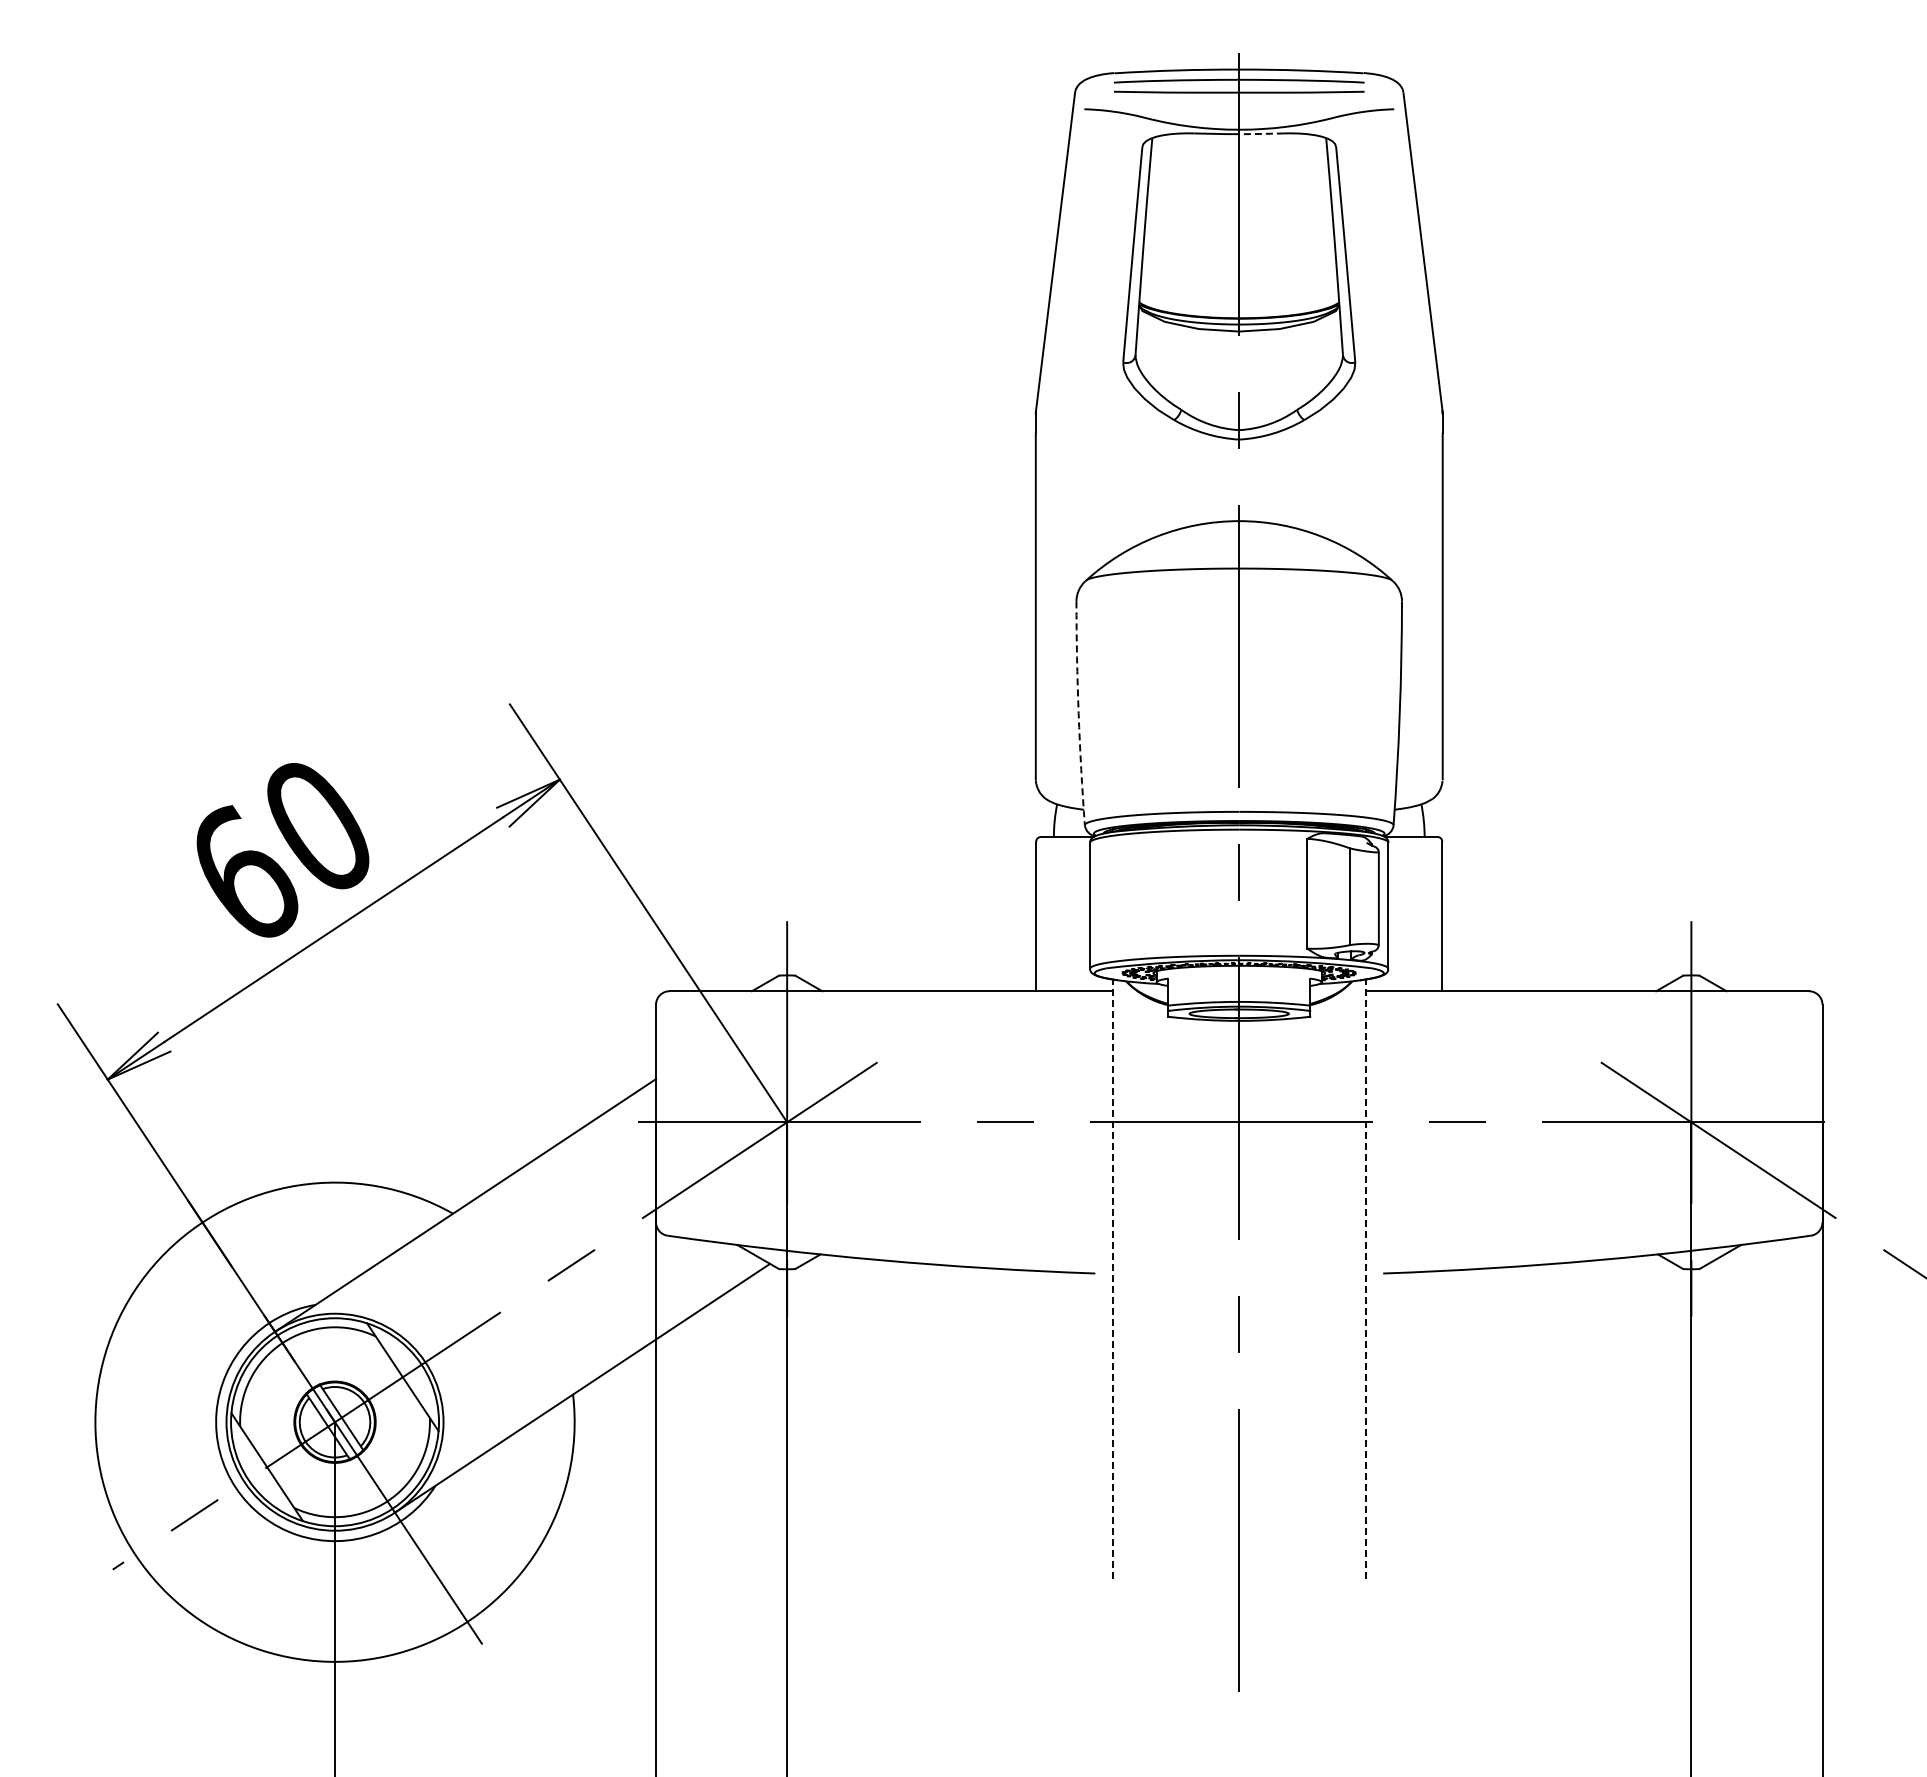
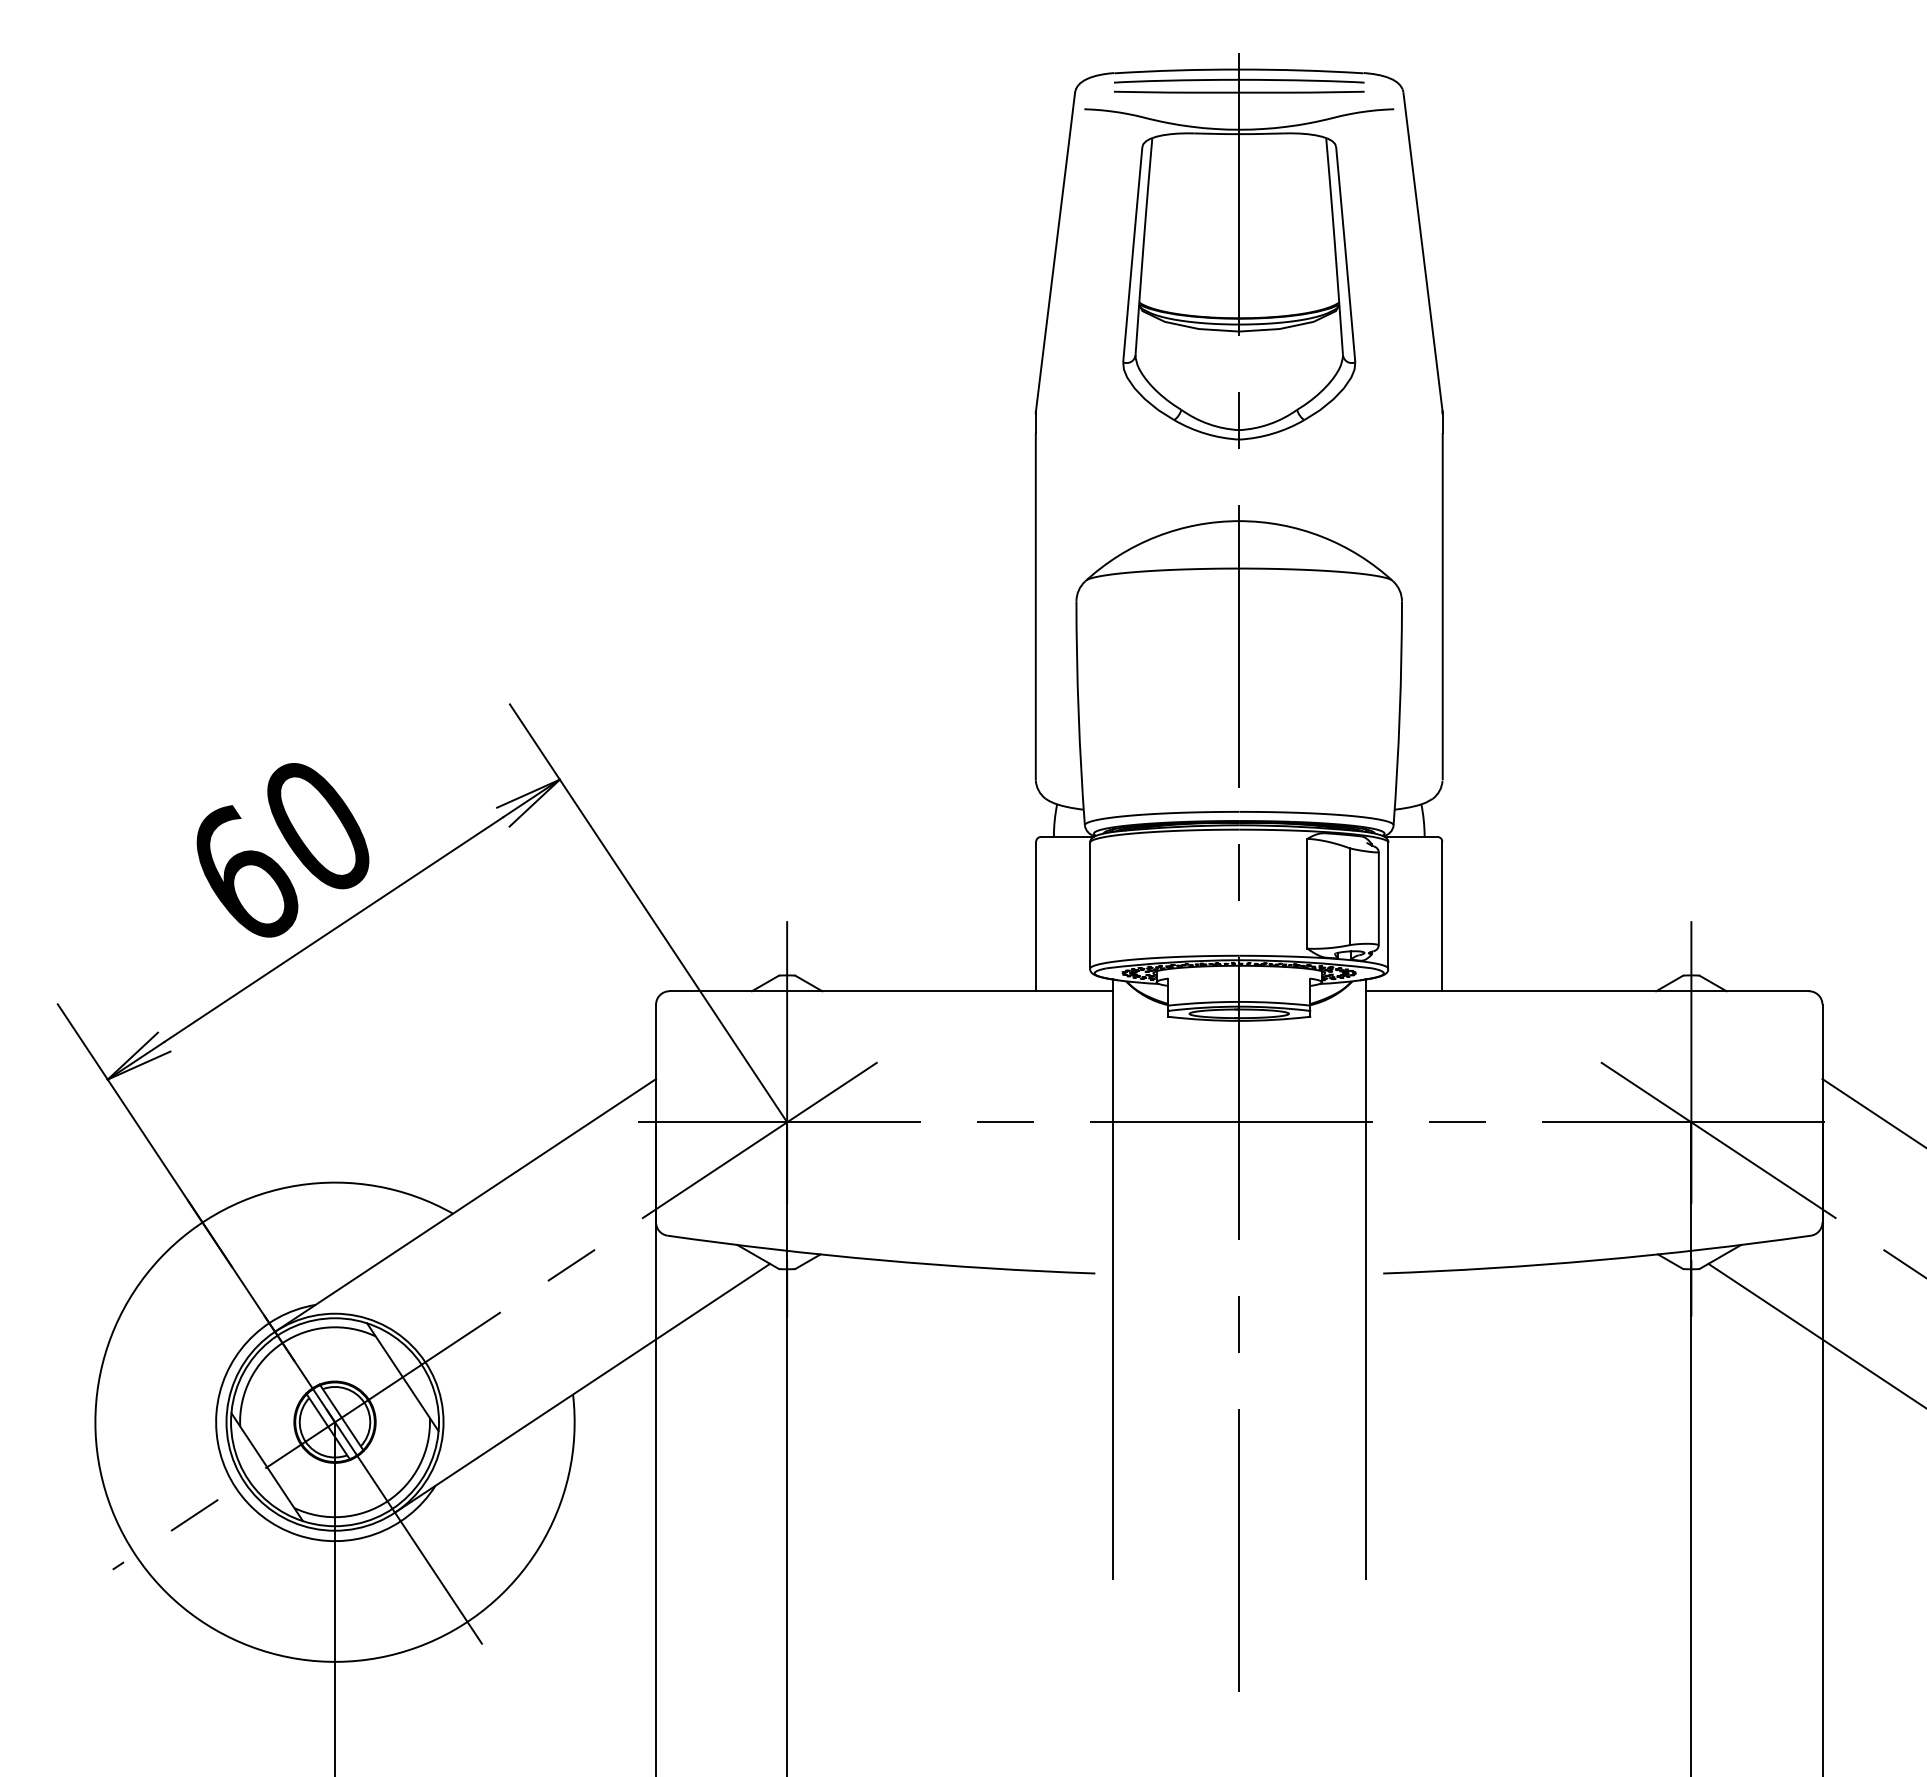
line: dashed -> solid (1260, 133)
arc: dashed -> solid (1078, 713)
line: none -> present (1872, 1112)
line: dashed -> solid (1112, 1279)
line: dashed -> solid (1365, 1279)
line: none -> present (1815, 1334)
